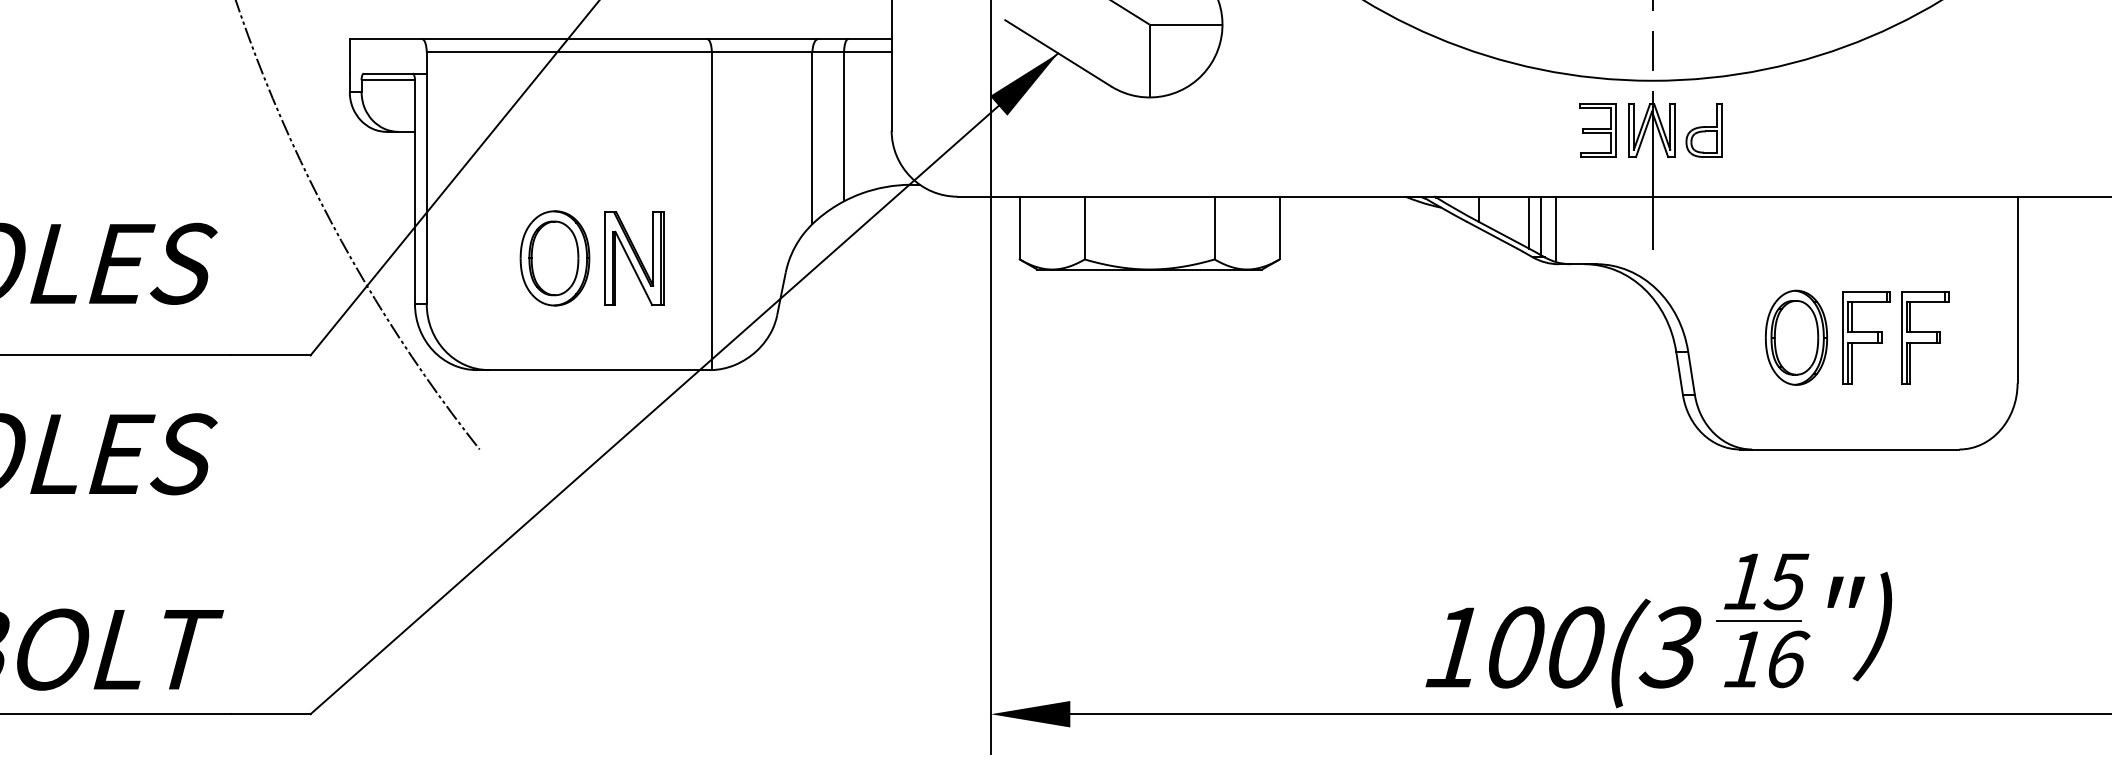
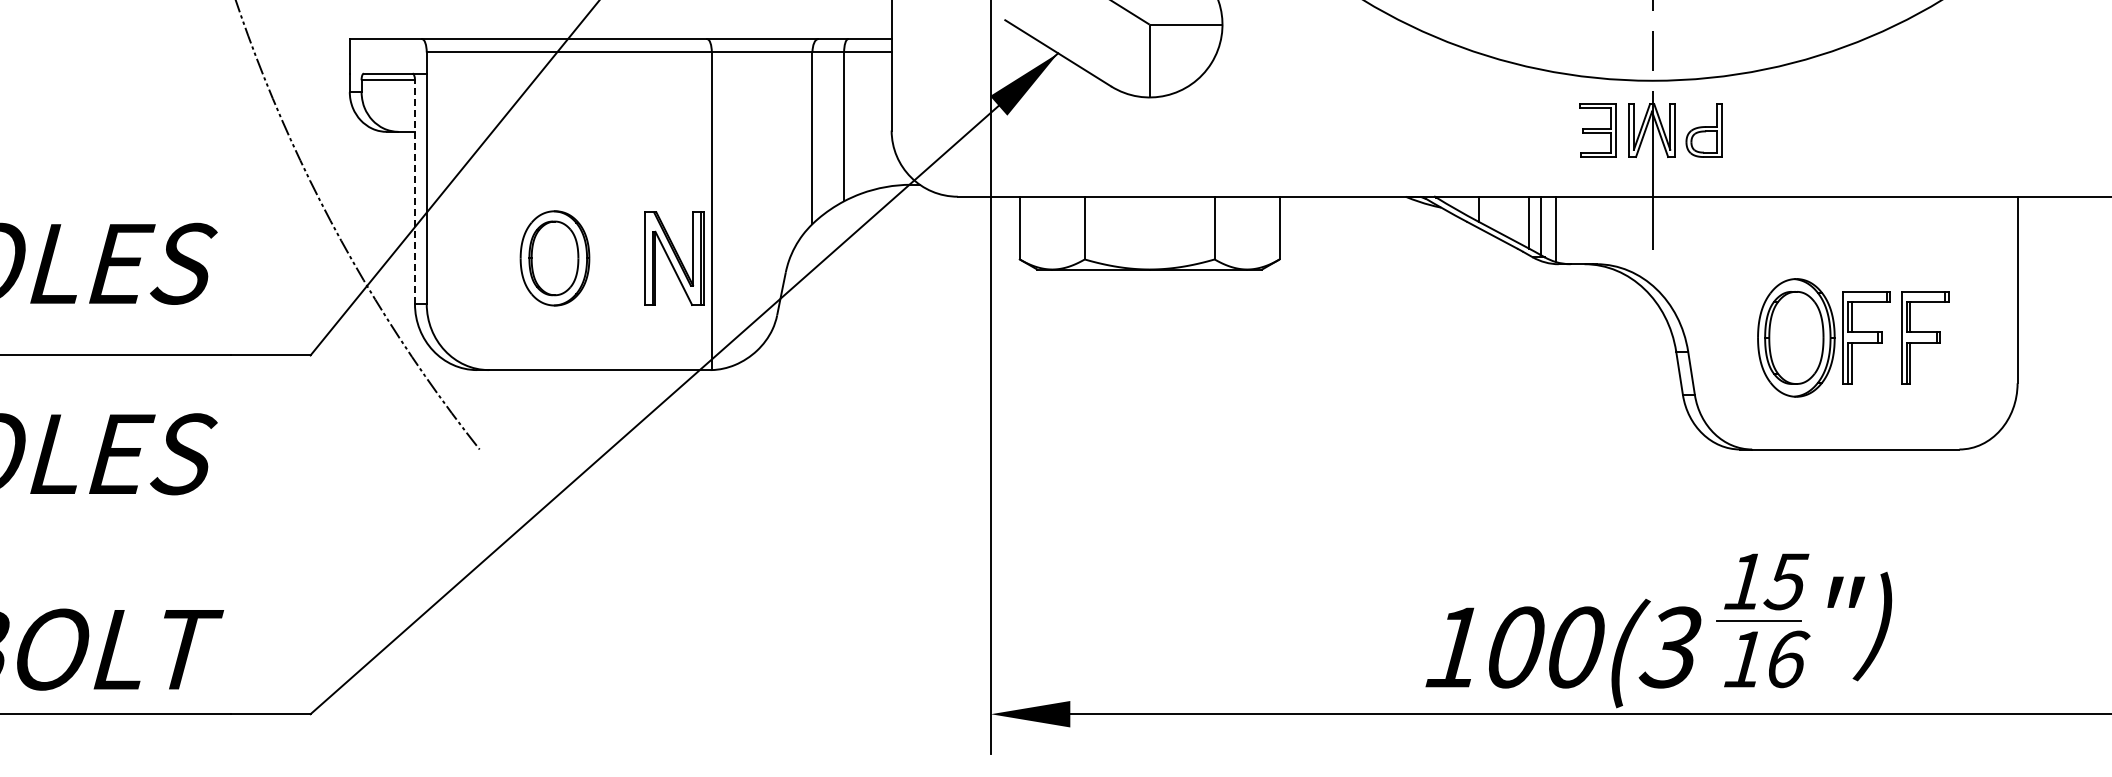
line: solid -> dashed (414, 192)
part position: (634, 258) -> (674, 258) (674, 258)
part size: 64x97 px -> 79x120 px (1796, 337)
